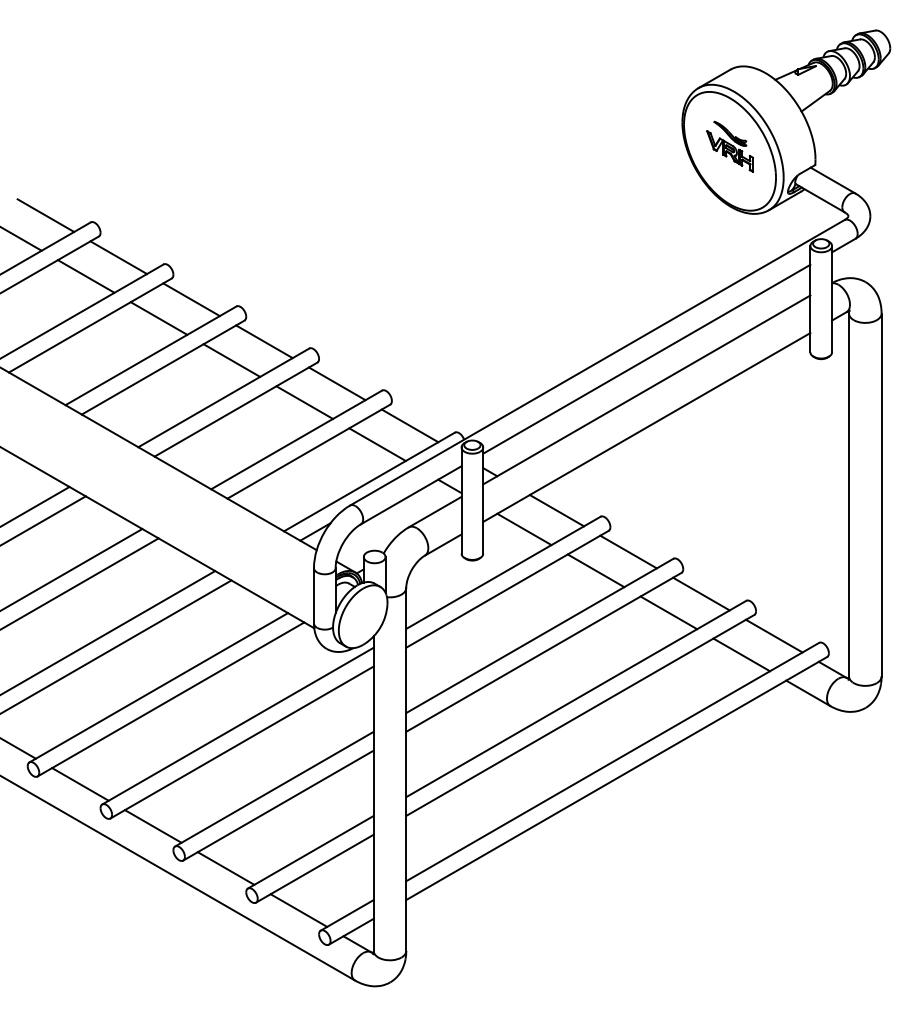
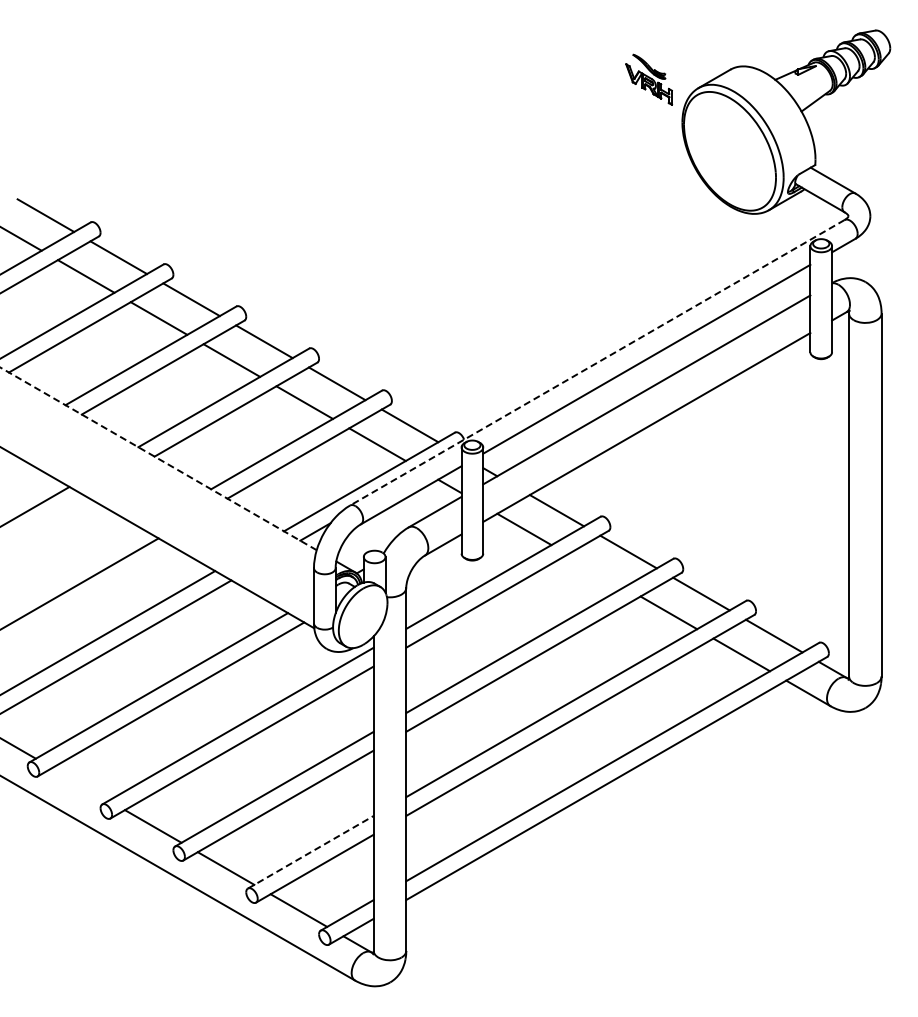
part position: (730, 146) -> (649, 79) (649, 79)
line: solid -> dashed (596, 363)
line: solid -> dashed (158, 458)
line: present -> none (43, 520)
line: present -> none (72, 569)
line: present -> none (595, 570)
line: present -> none (80, 784)
line: solid -> dashed (310, 852)
